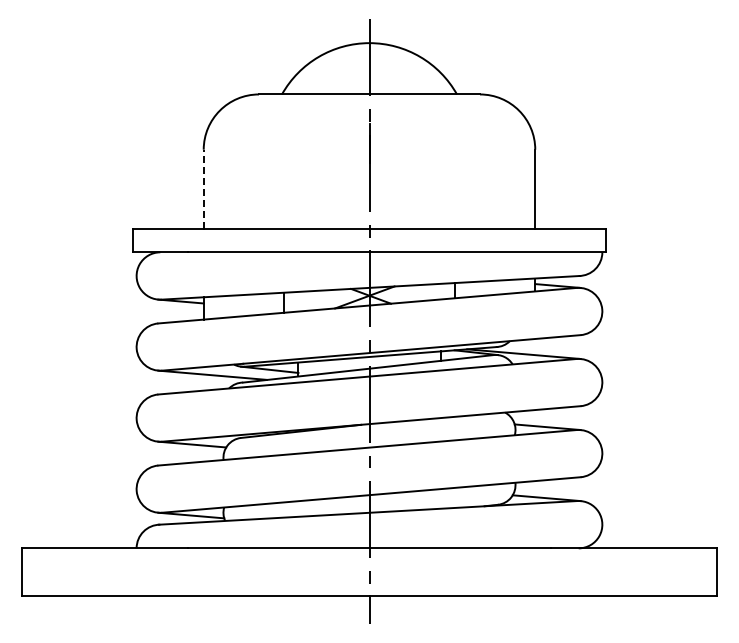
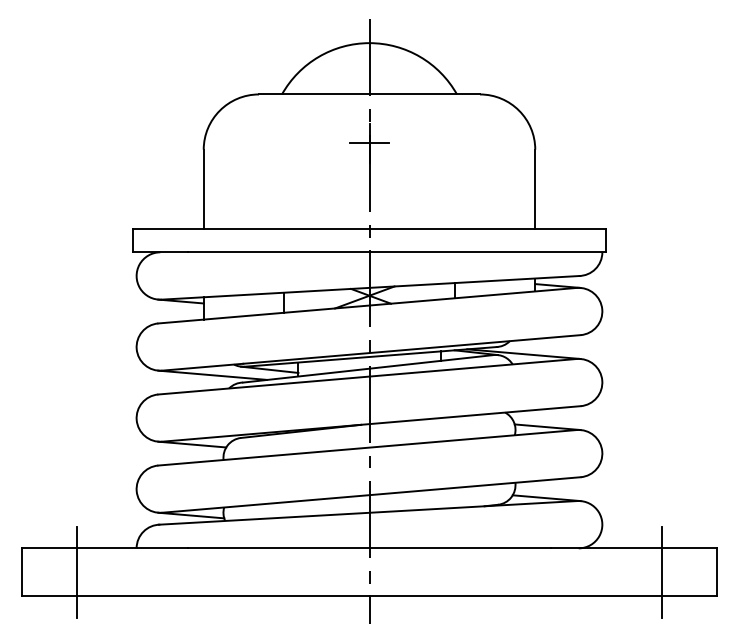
line: none -> present (369, 143)
line: dashed -> solid (203, 188)
line: none -> present (77, 572)
line: none -> present (661, 572)
